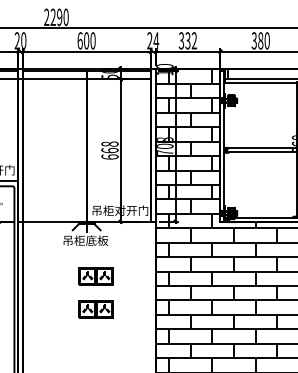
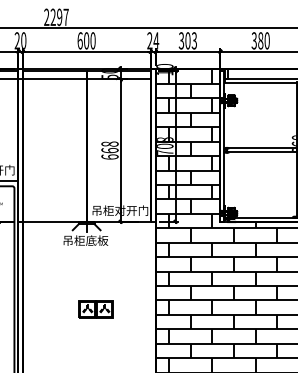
text: 2290 -> 2297 (65, 17)
text: 332 -> 303 (191, 40)
part: present -> none (95, 276)
